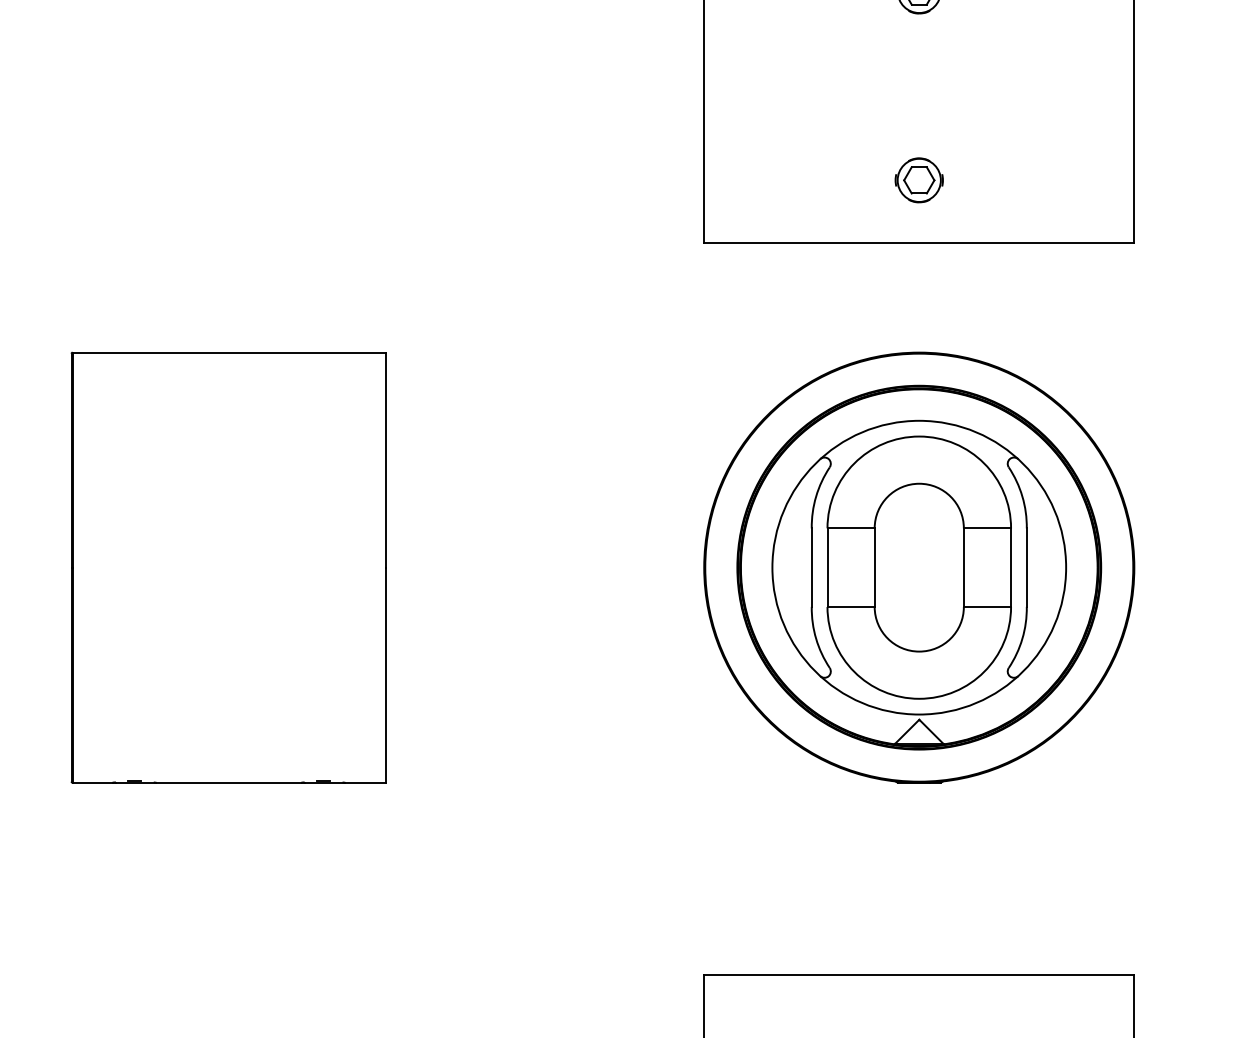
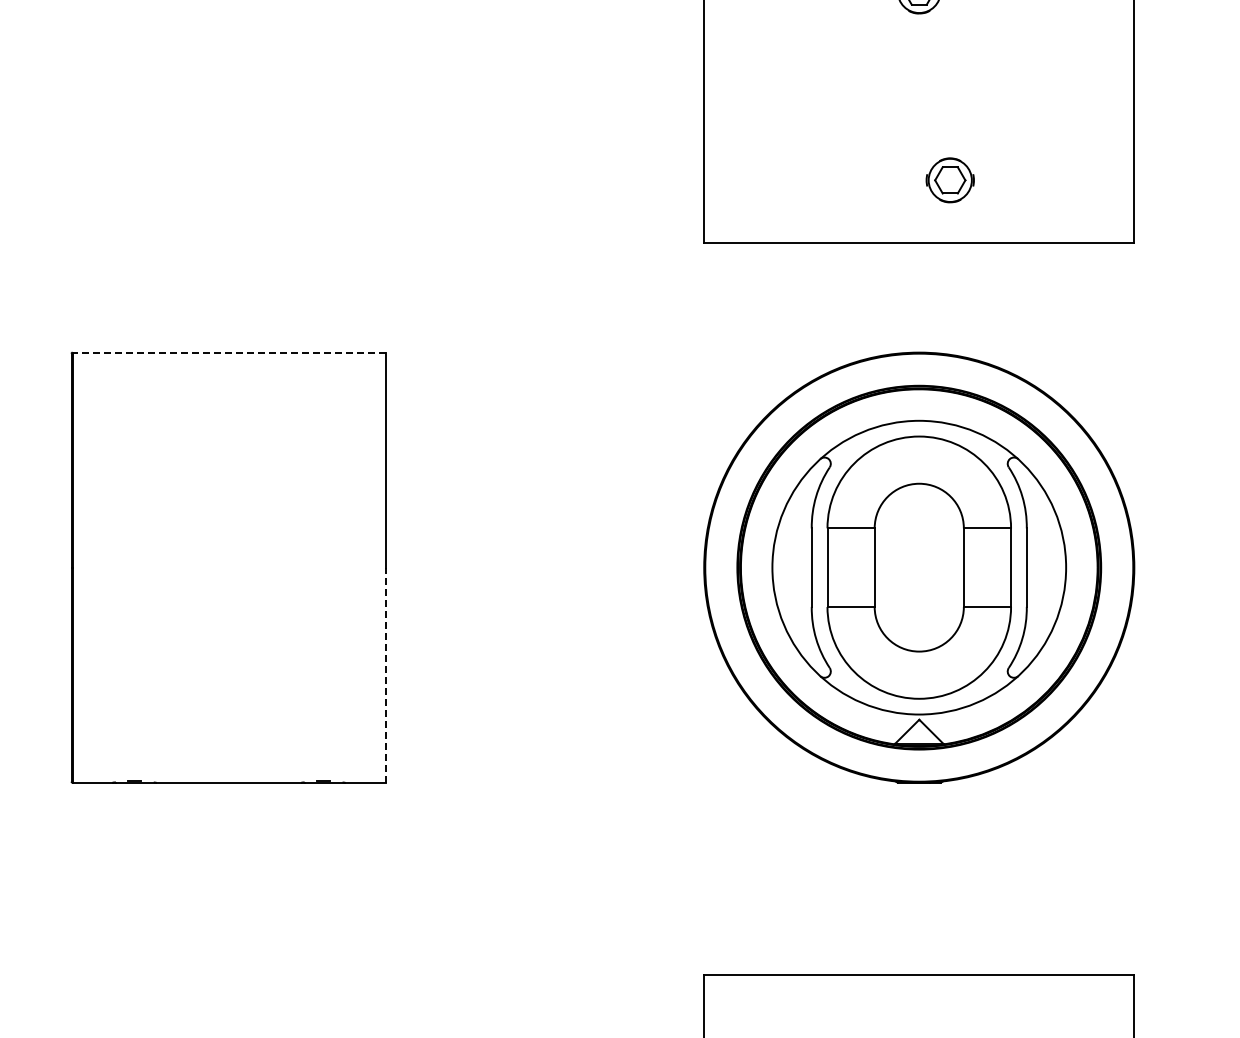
part position: (918, 180) -> (949, 180) (949, 180)
line: solid -> dashed (229, 352)
line: solid -> dashed (386, 675)
